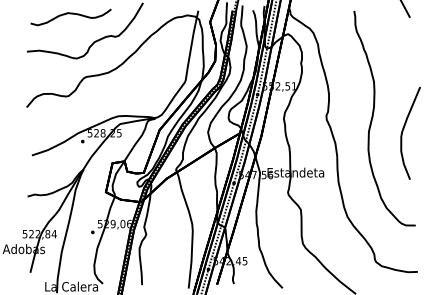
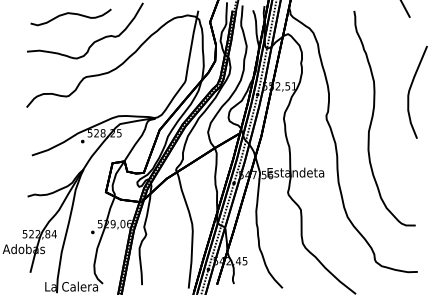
curve position: (403, 131) -> (410, 90) (410, 90)
